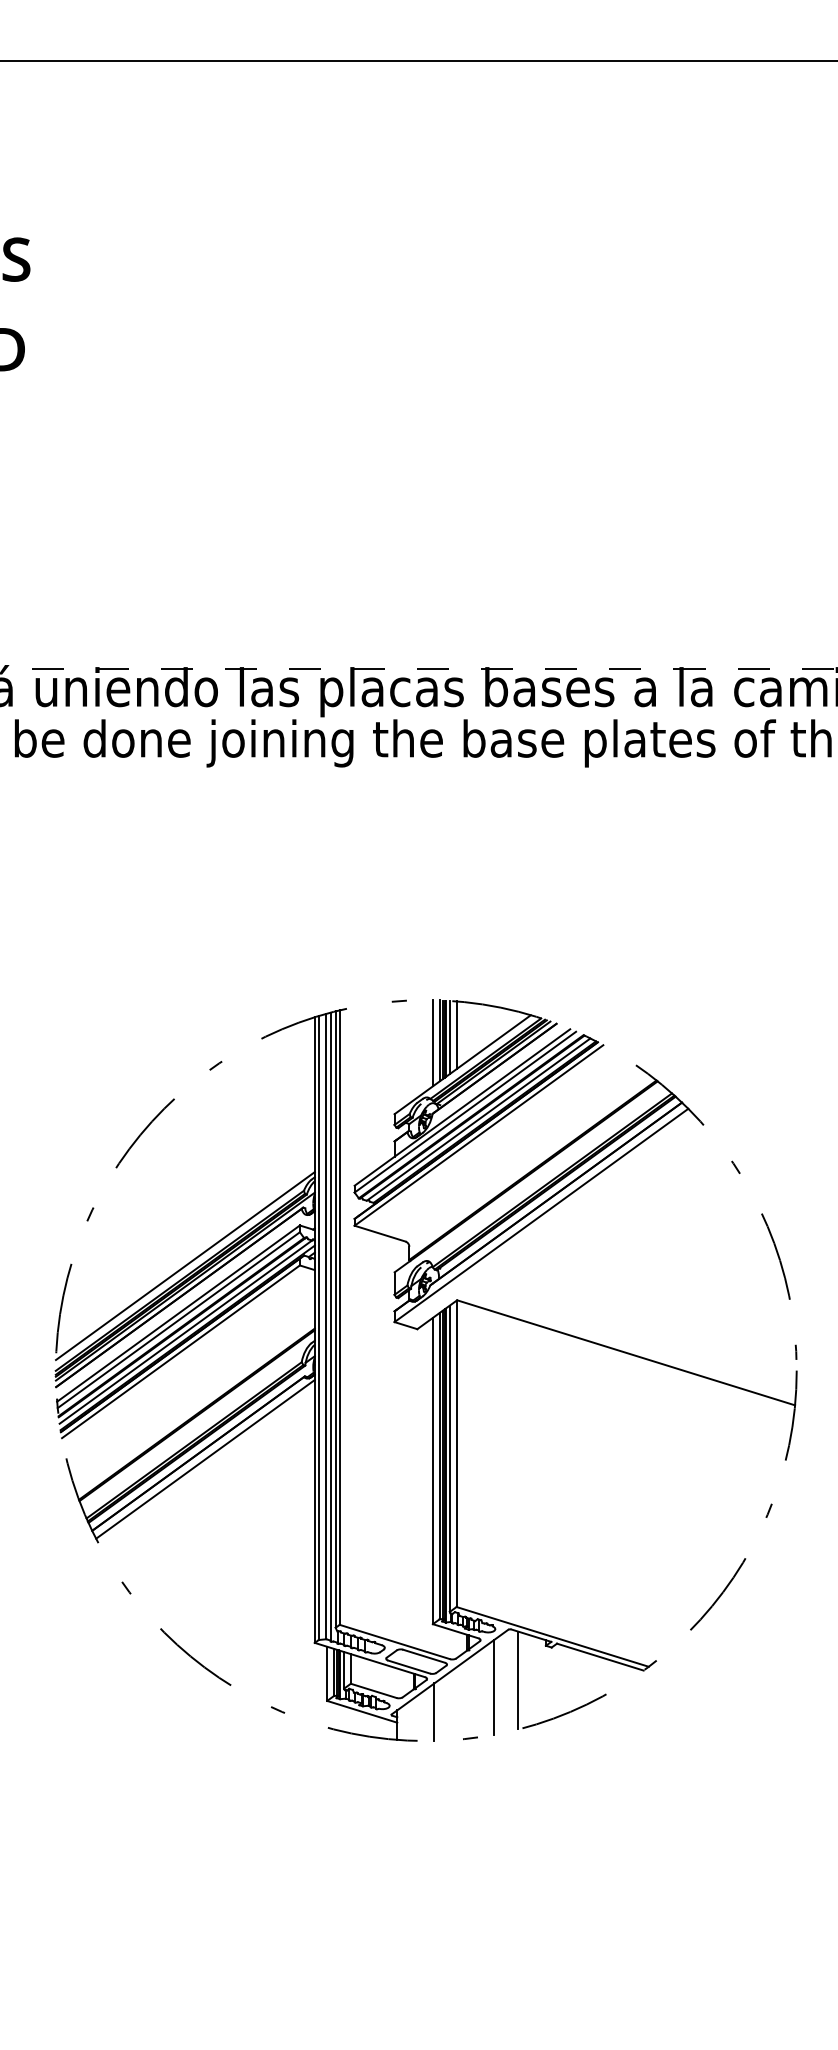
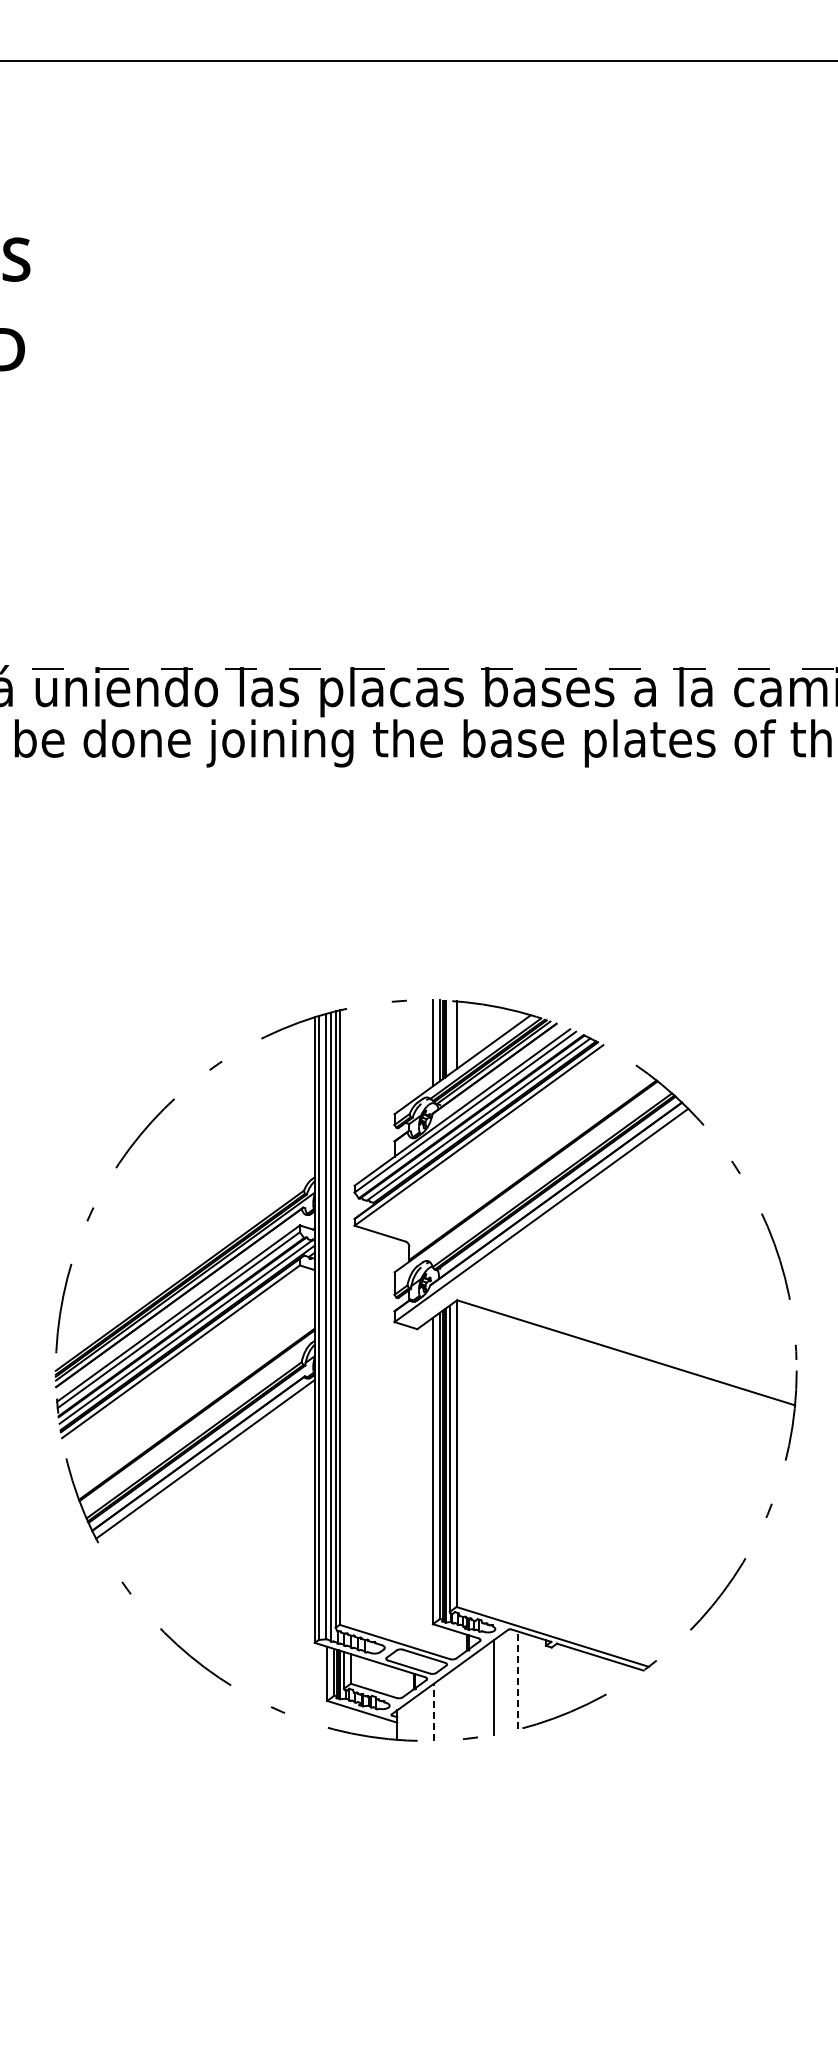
line: present -> none (449, 1037)
line: present -> none (184, 1266)
line: solid -> dashed (518, 1680)
line: solid -> dashed (434, 1712)
